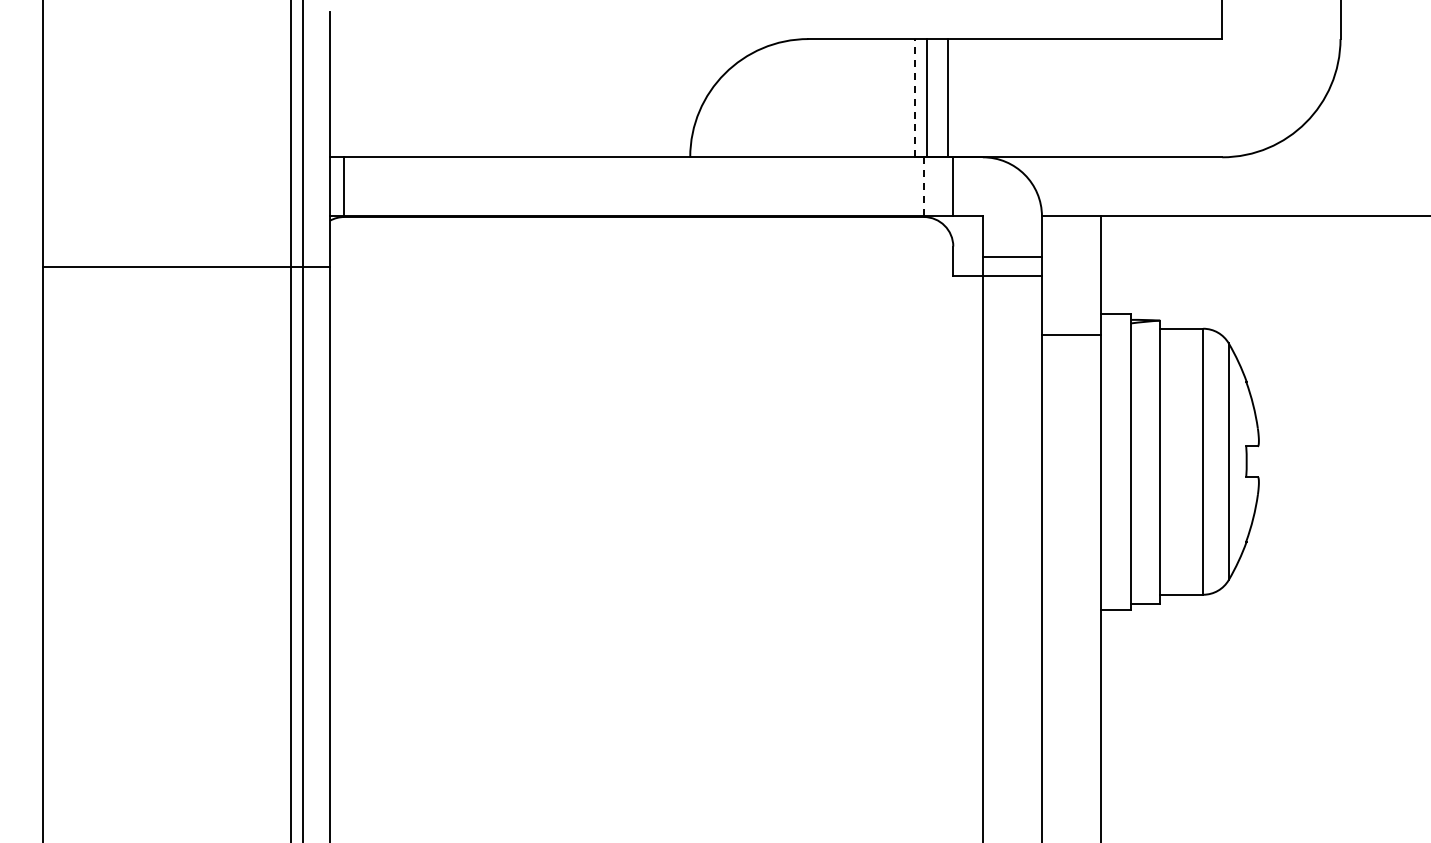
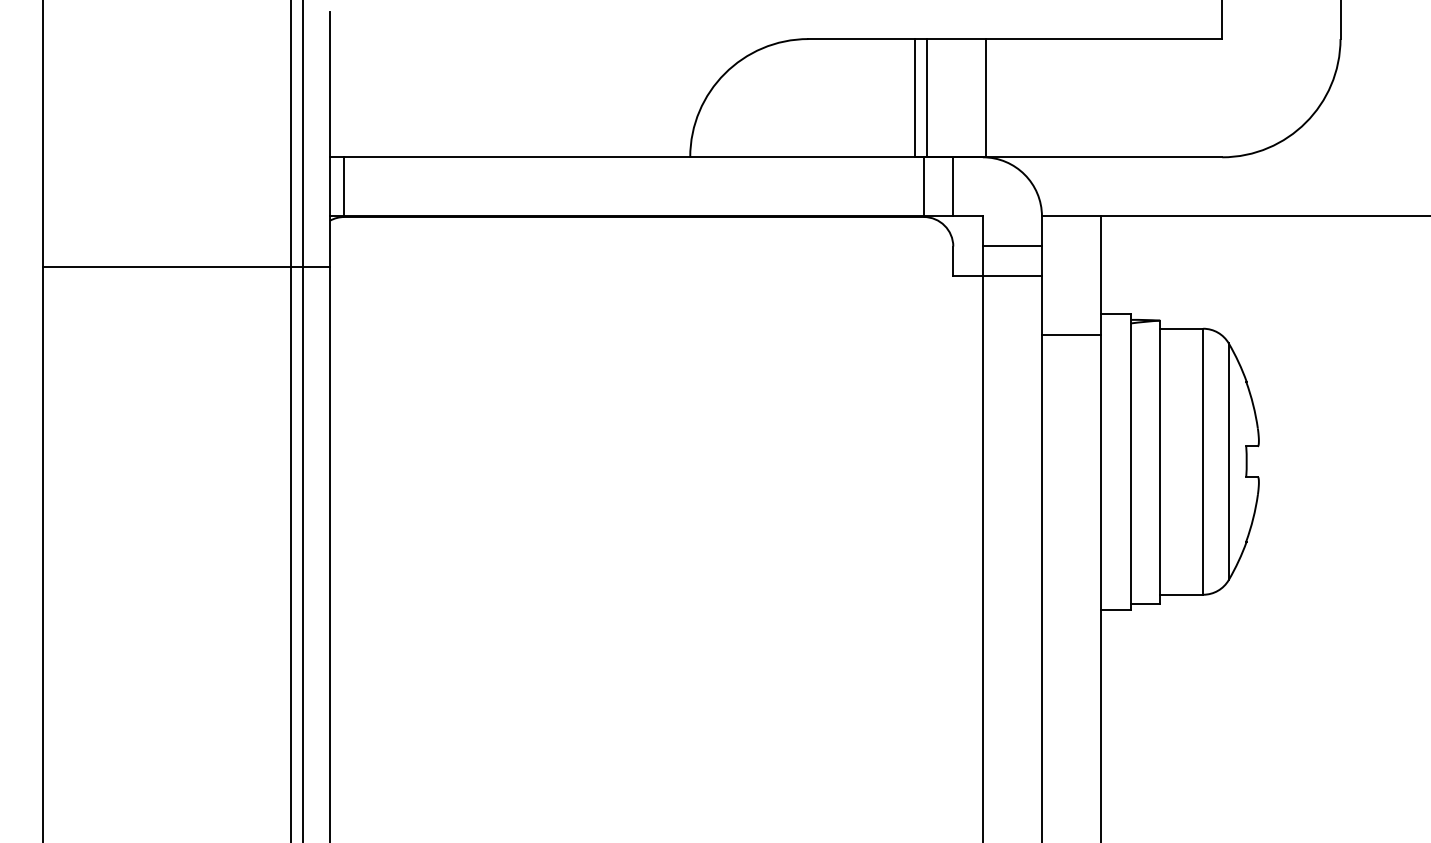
line: dashed -> solid (914, 97)
line position: (947, 98) -> (985, 98) (985, 98)
line: dashed -> solid (923, 186)
line position: (1011, 256) -> (1011, 245) (1011, 245)
